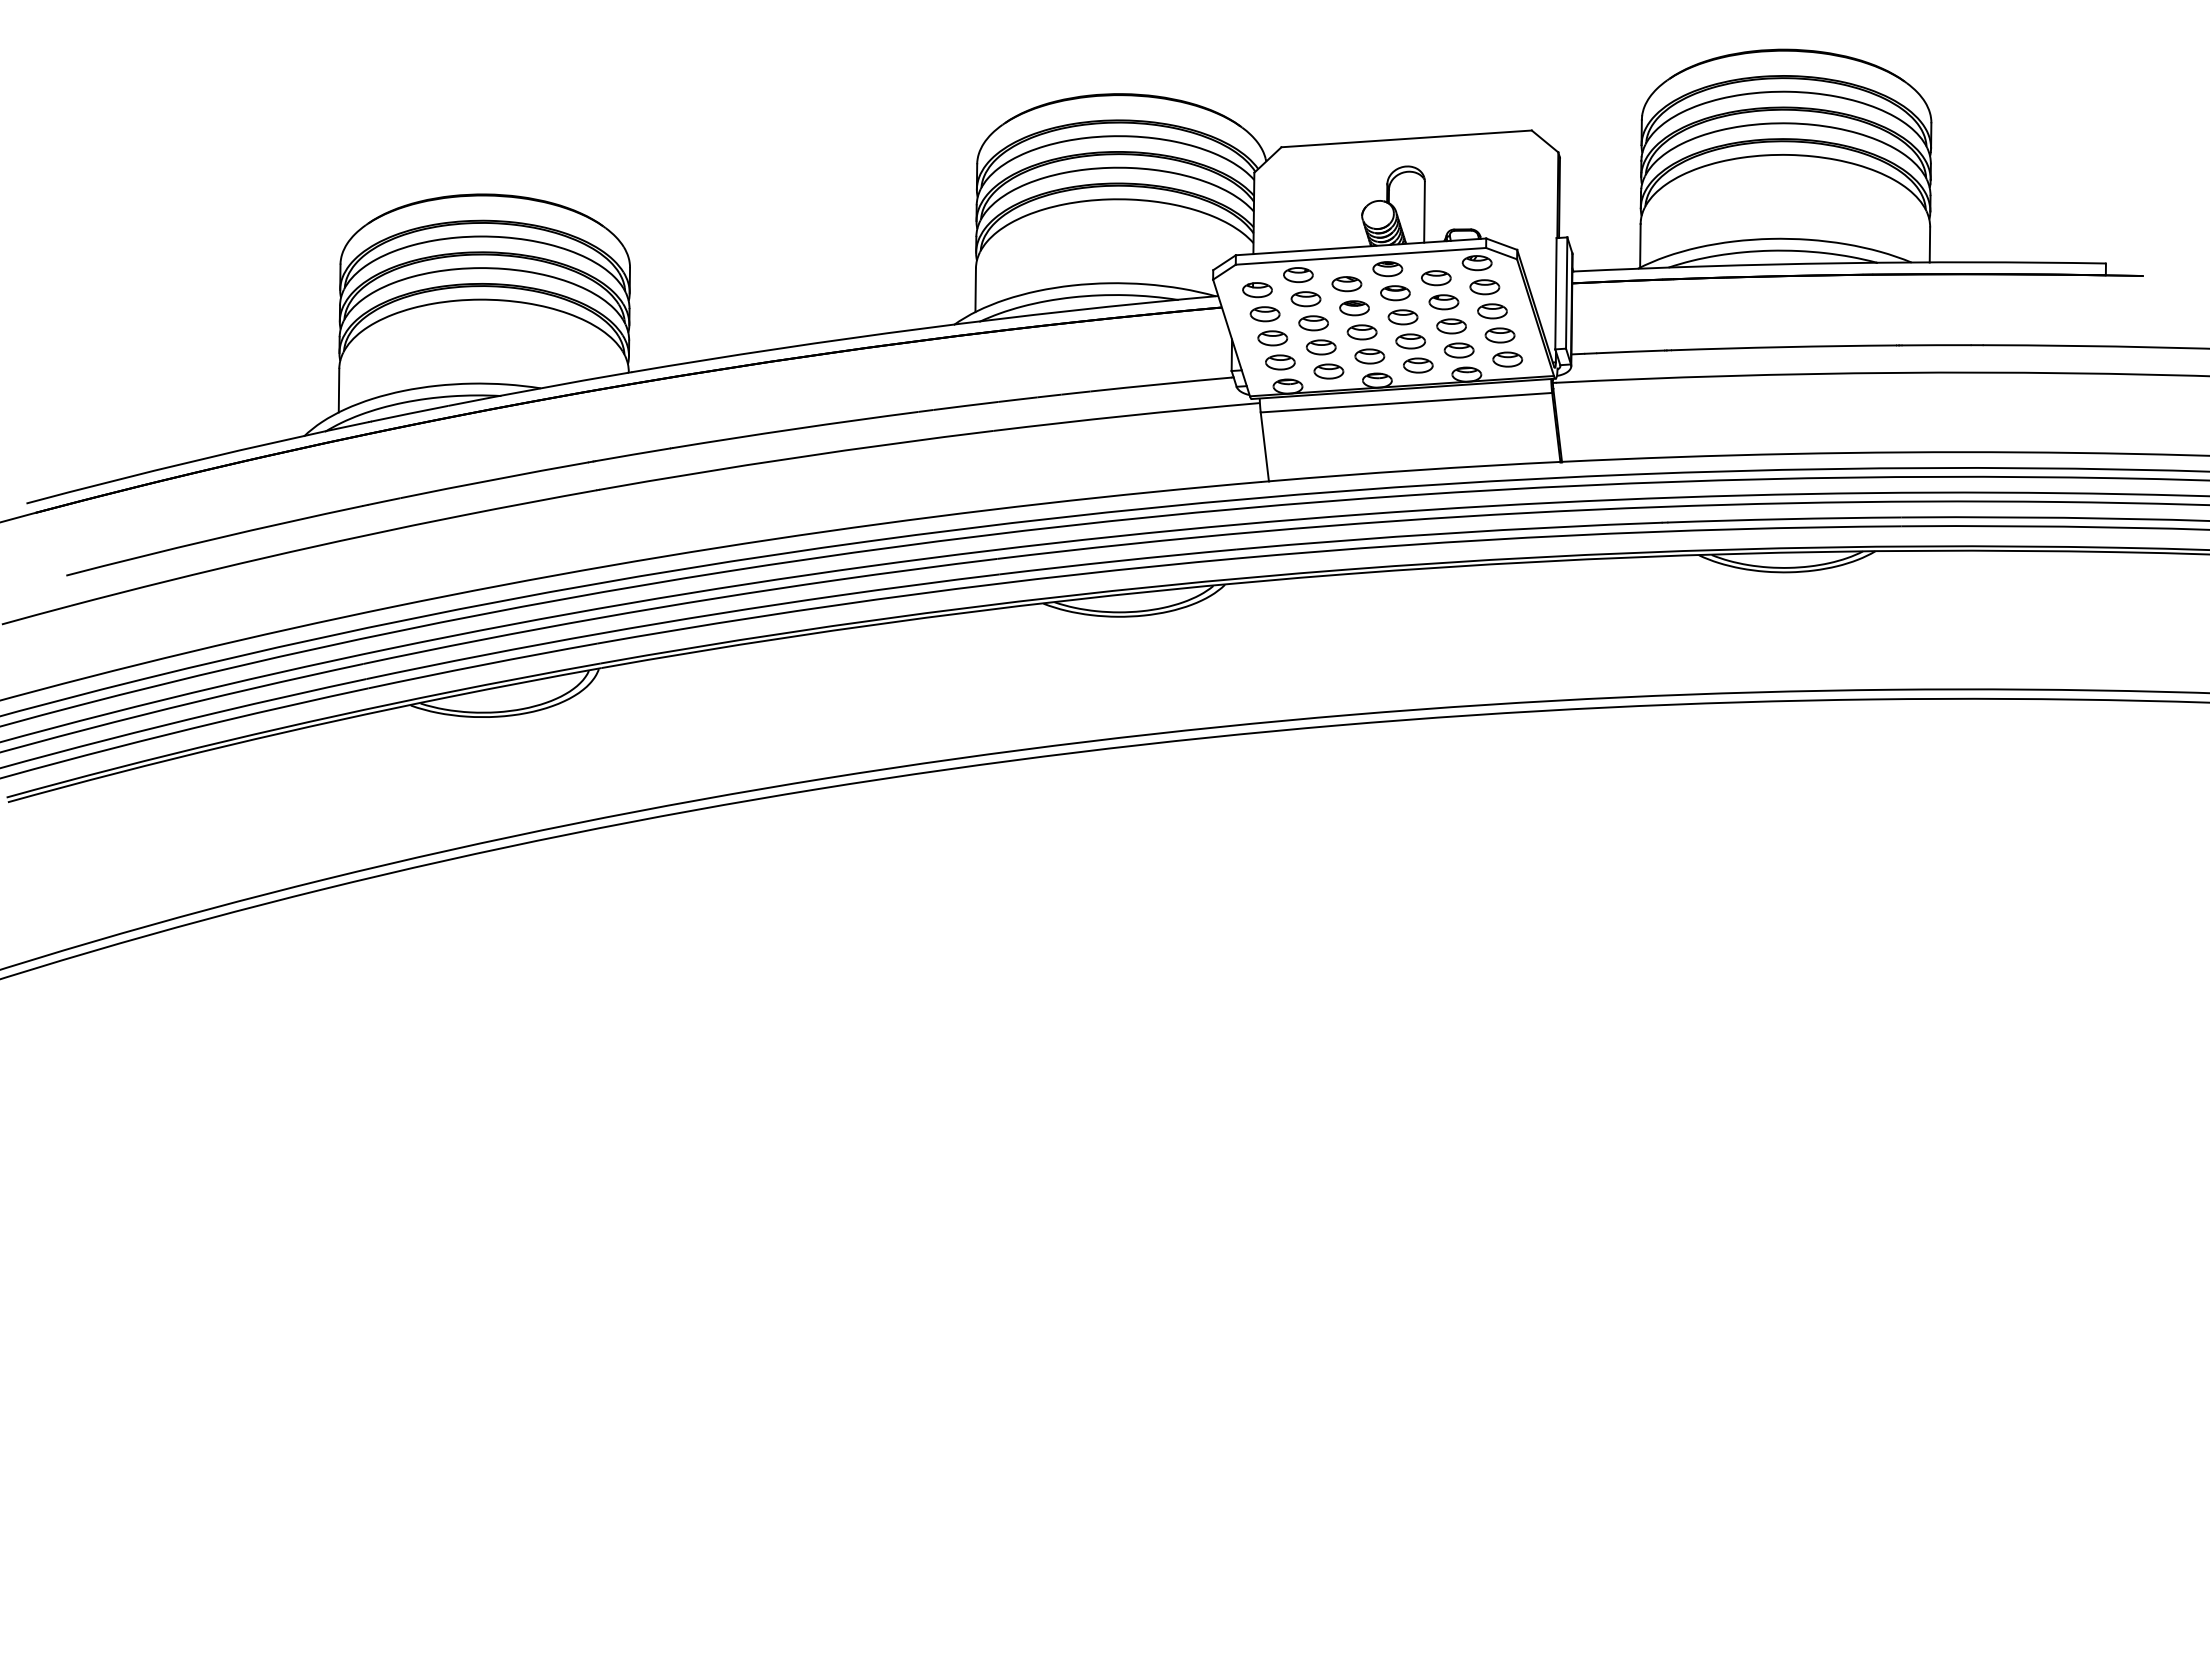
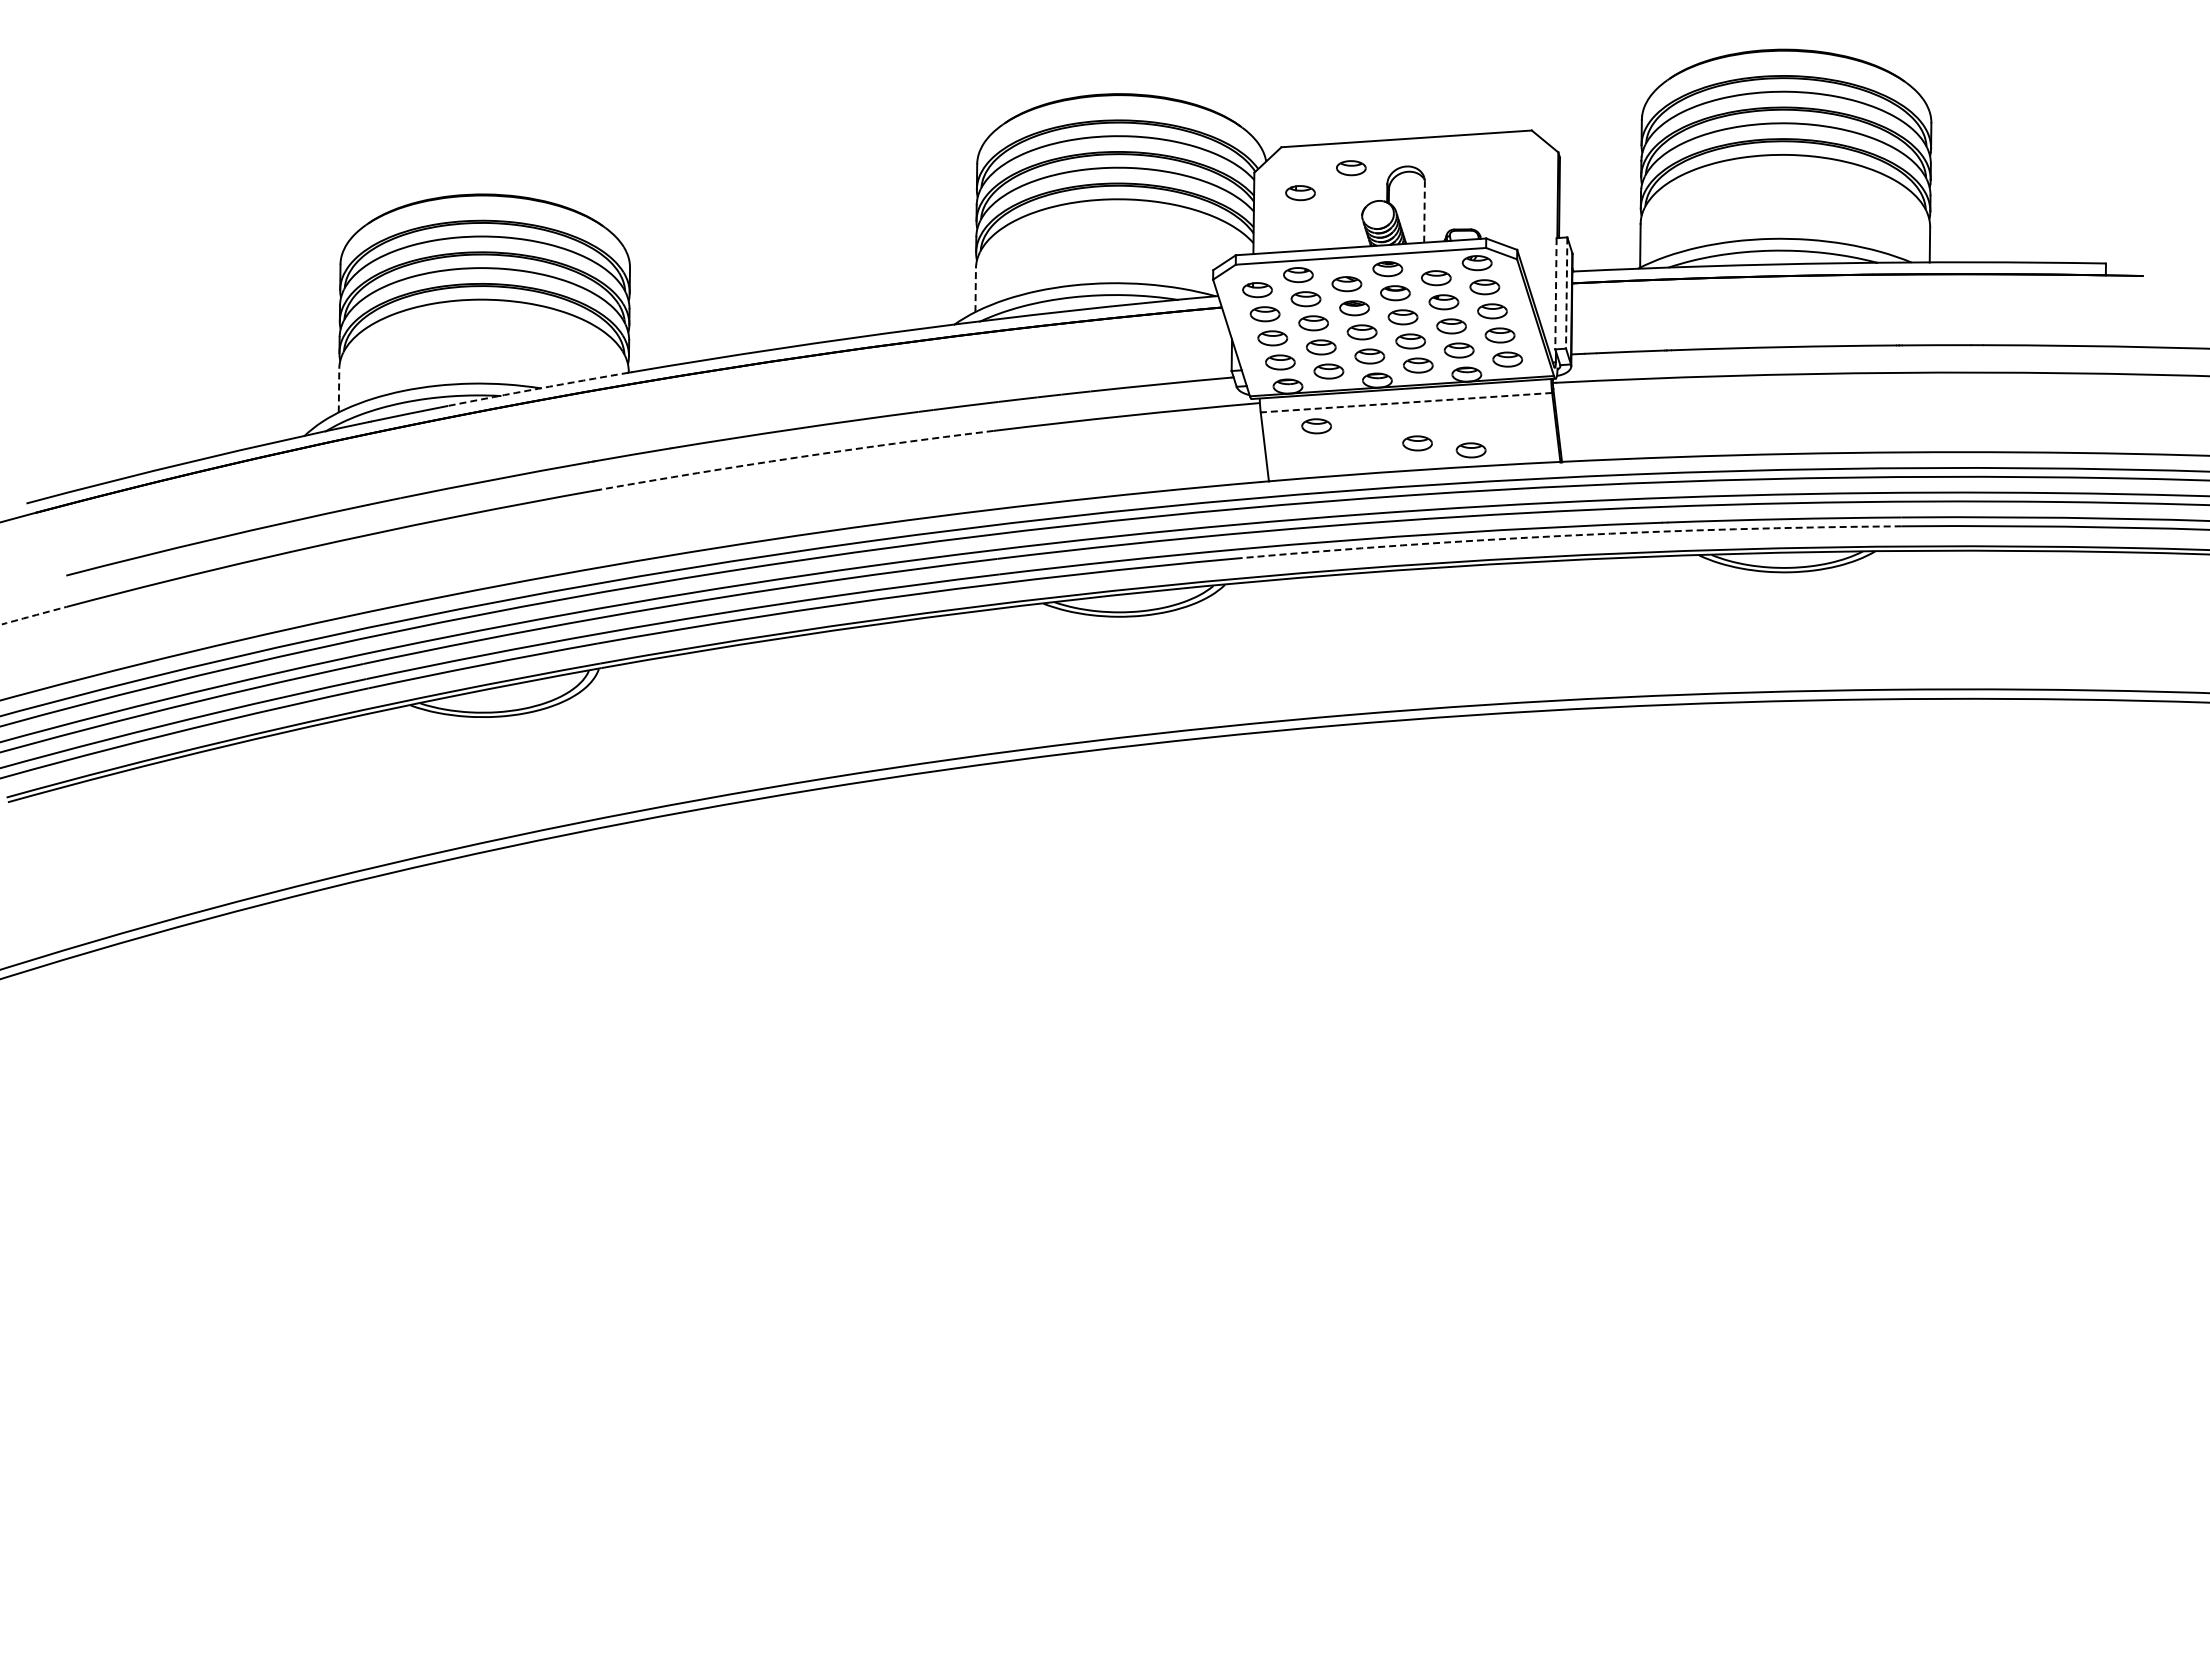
part: none -> present (1351, 168)
part: none -> present (1300, 193)
line: solid -> dashed (1424, 211)
line: solid -> dashed (975, 290)
line: solid -> dashed (1555, 293)
line: solid -> dashed (1566, 293)
arc: solid -> dashed (538, 388)
line: solid -> dashed (339, 390)
line: solid -> dashed (1405, 402)
part: none -> present (1316, 426)
part: none -> present (1417, 443)
part: none -> present (1470, 450)
arc: solid -> dashed (795, 457)
arc: solid -> dashed (1568, 535)
arc: solid -> dashed (36, 615)
